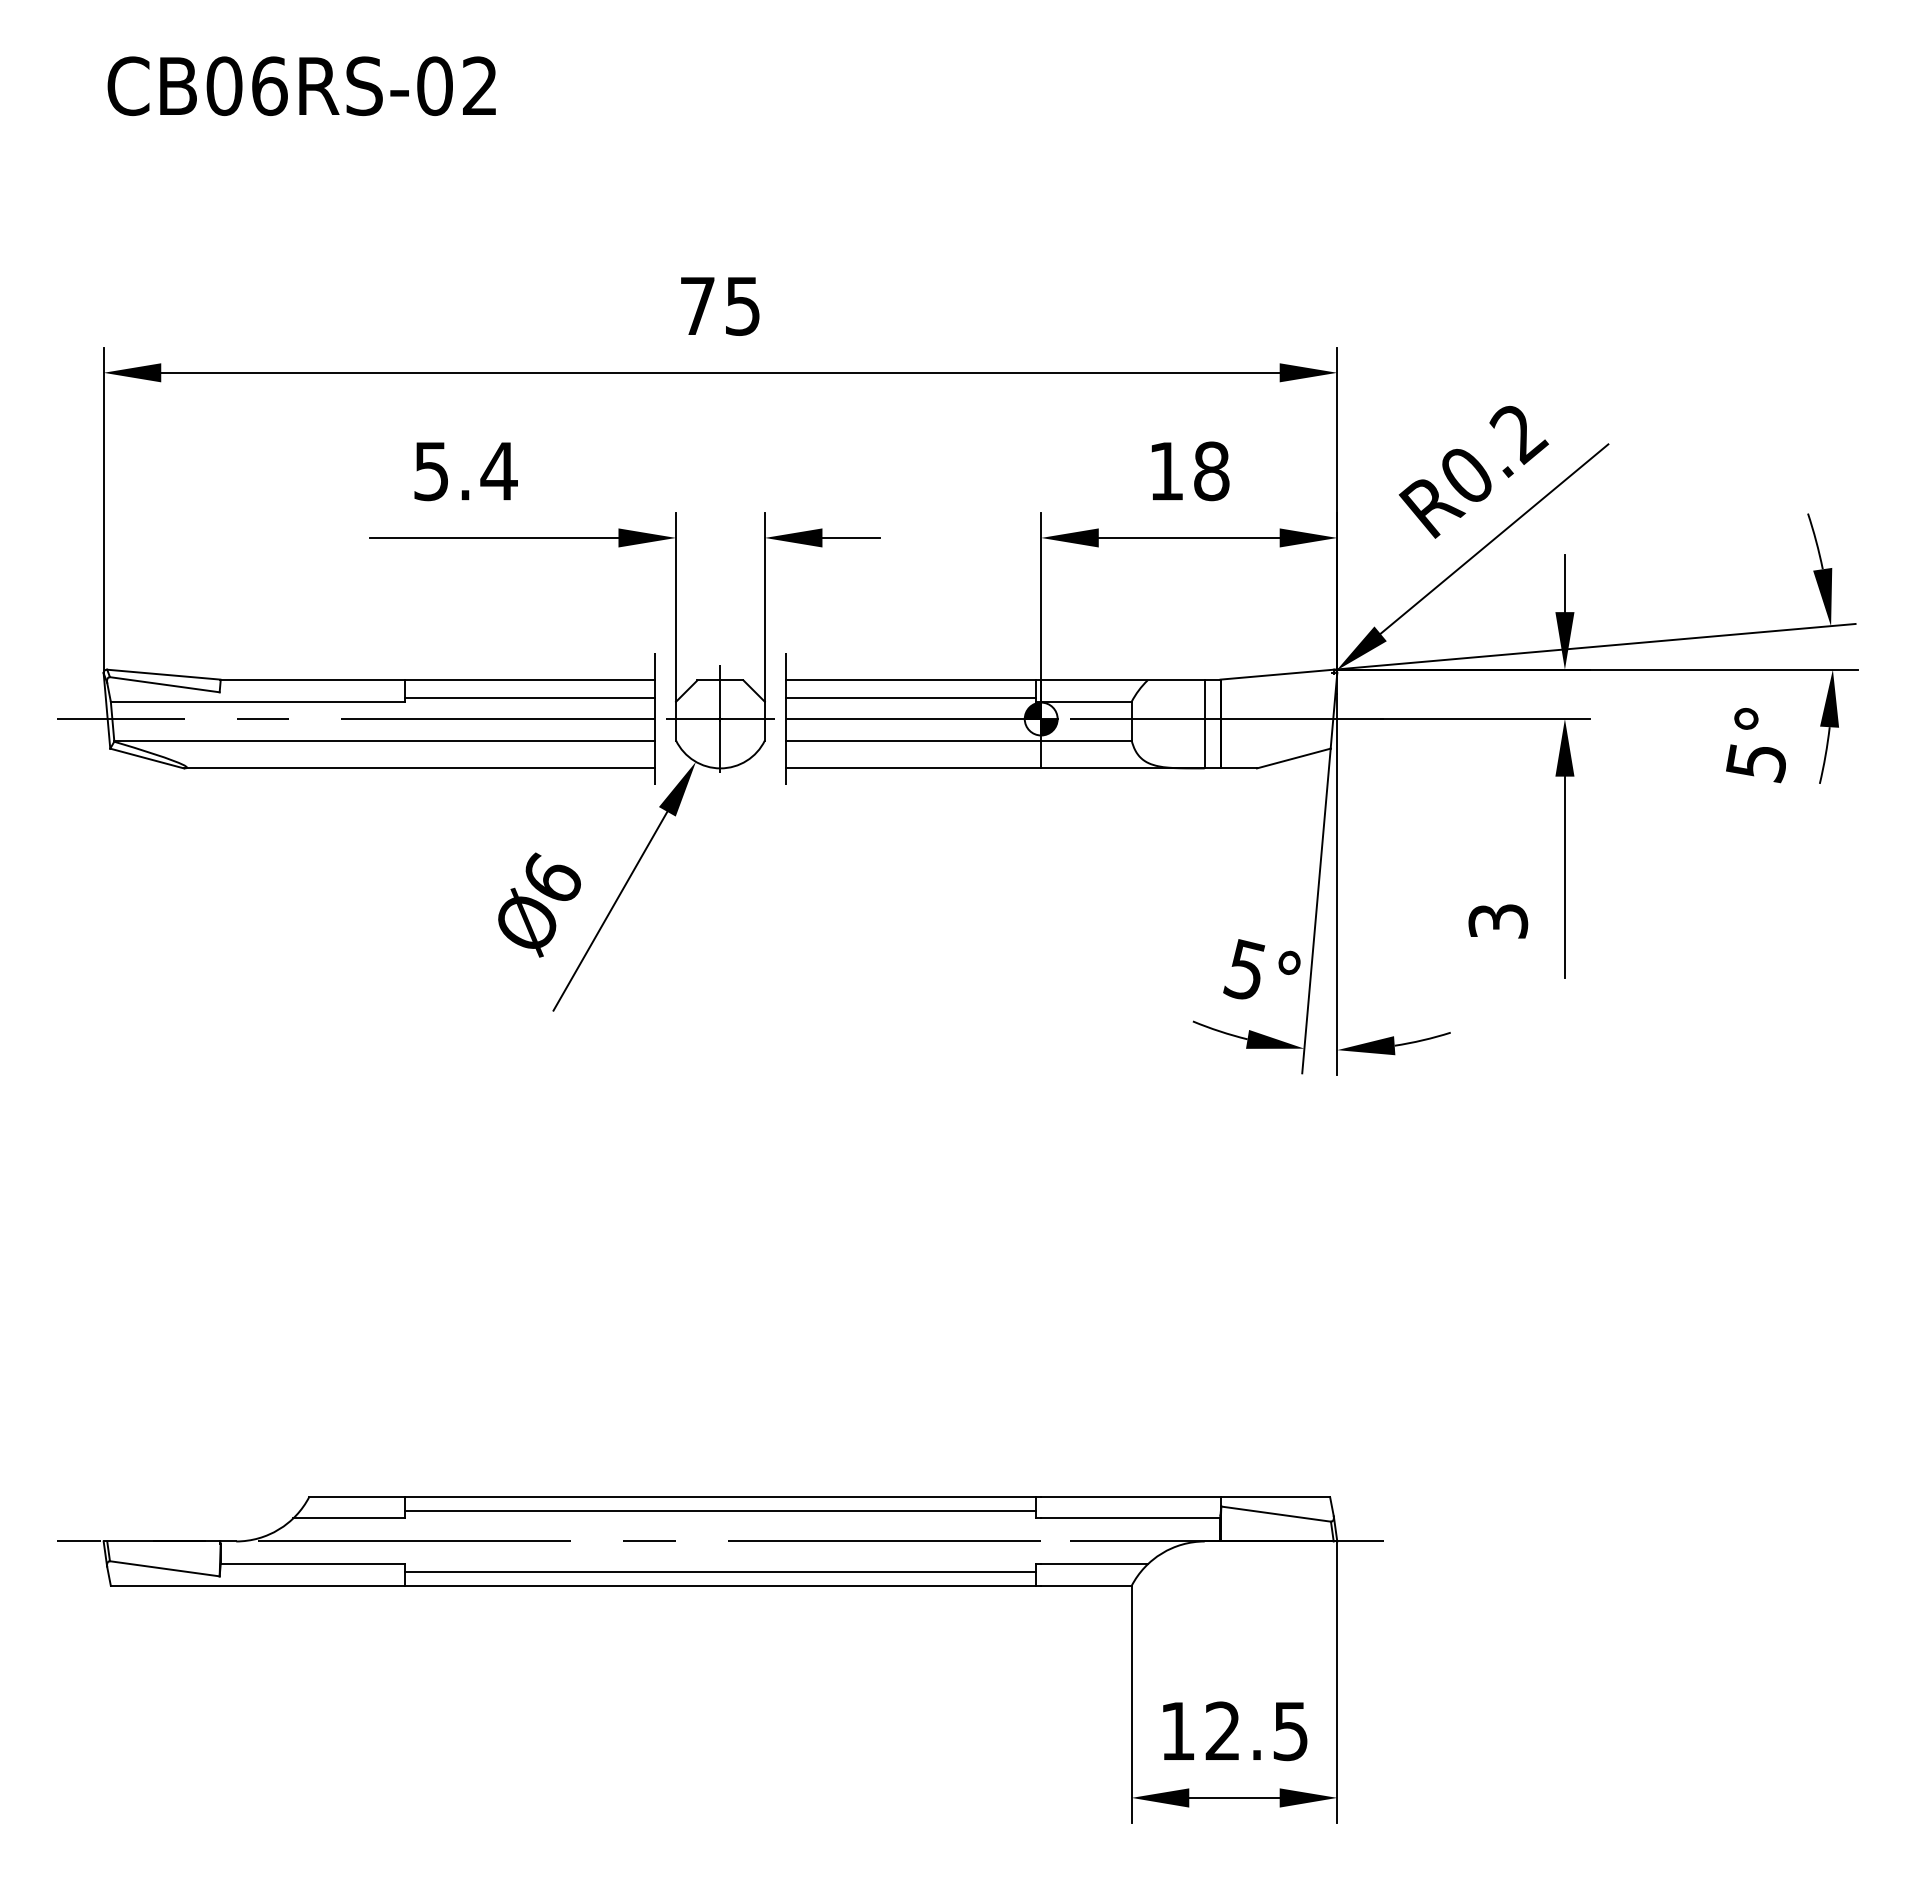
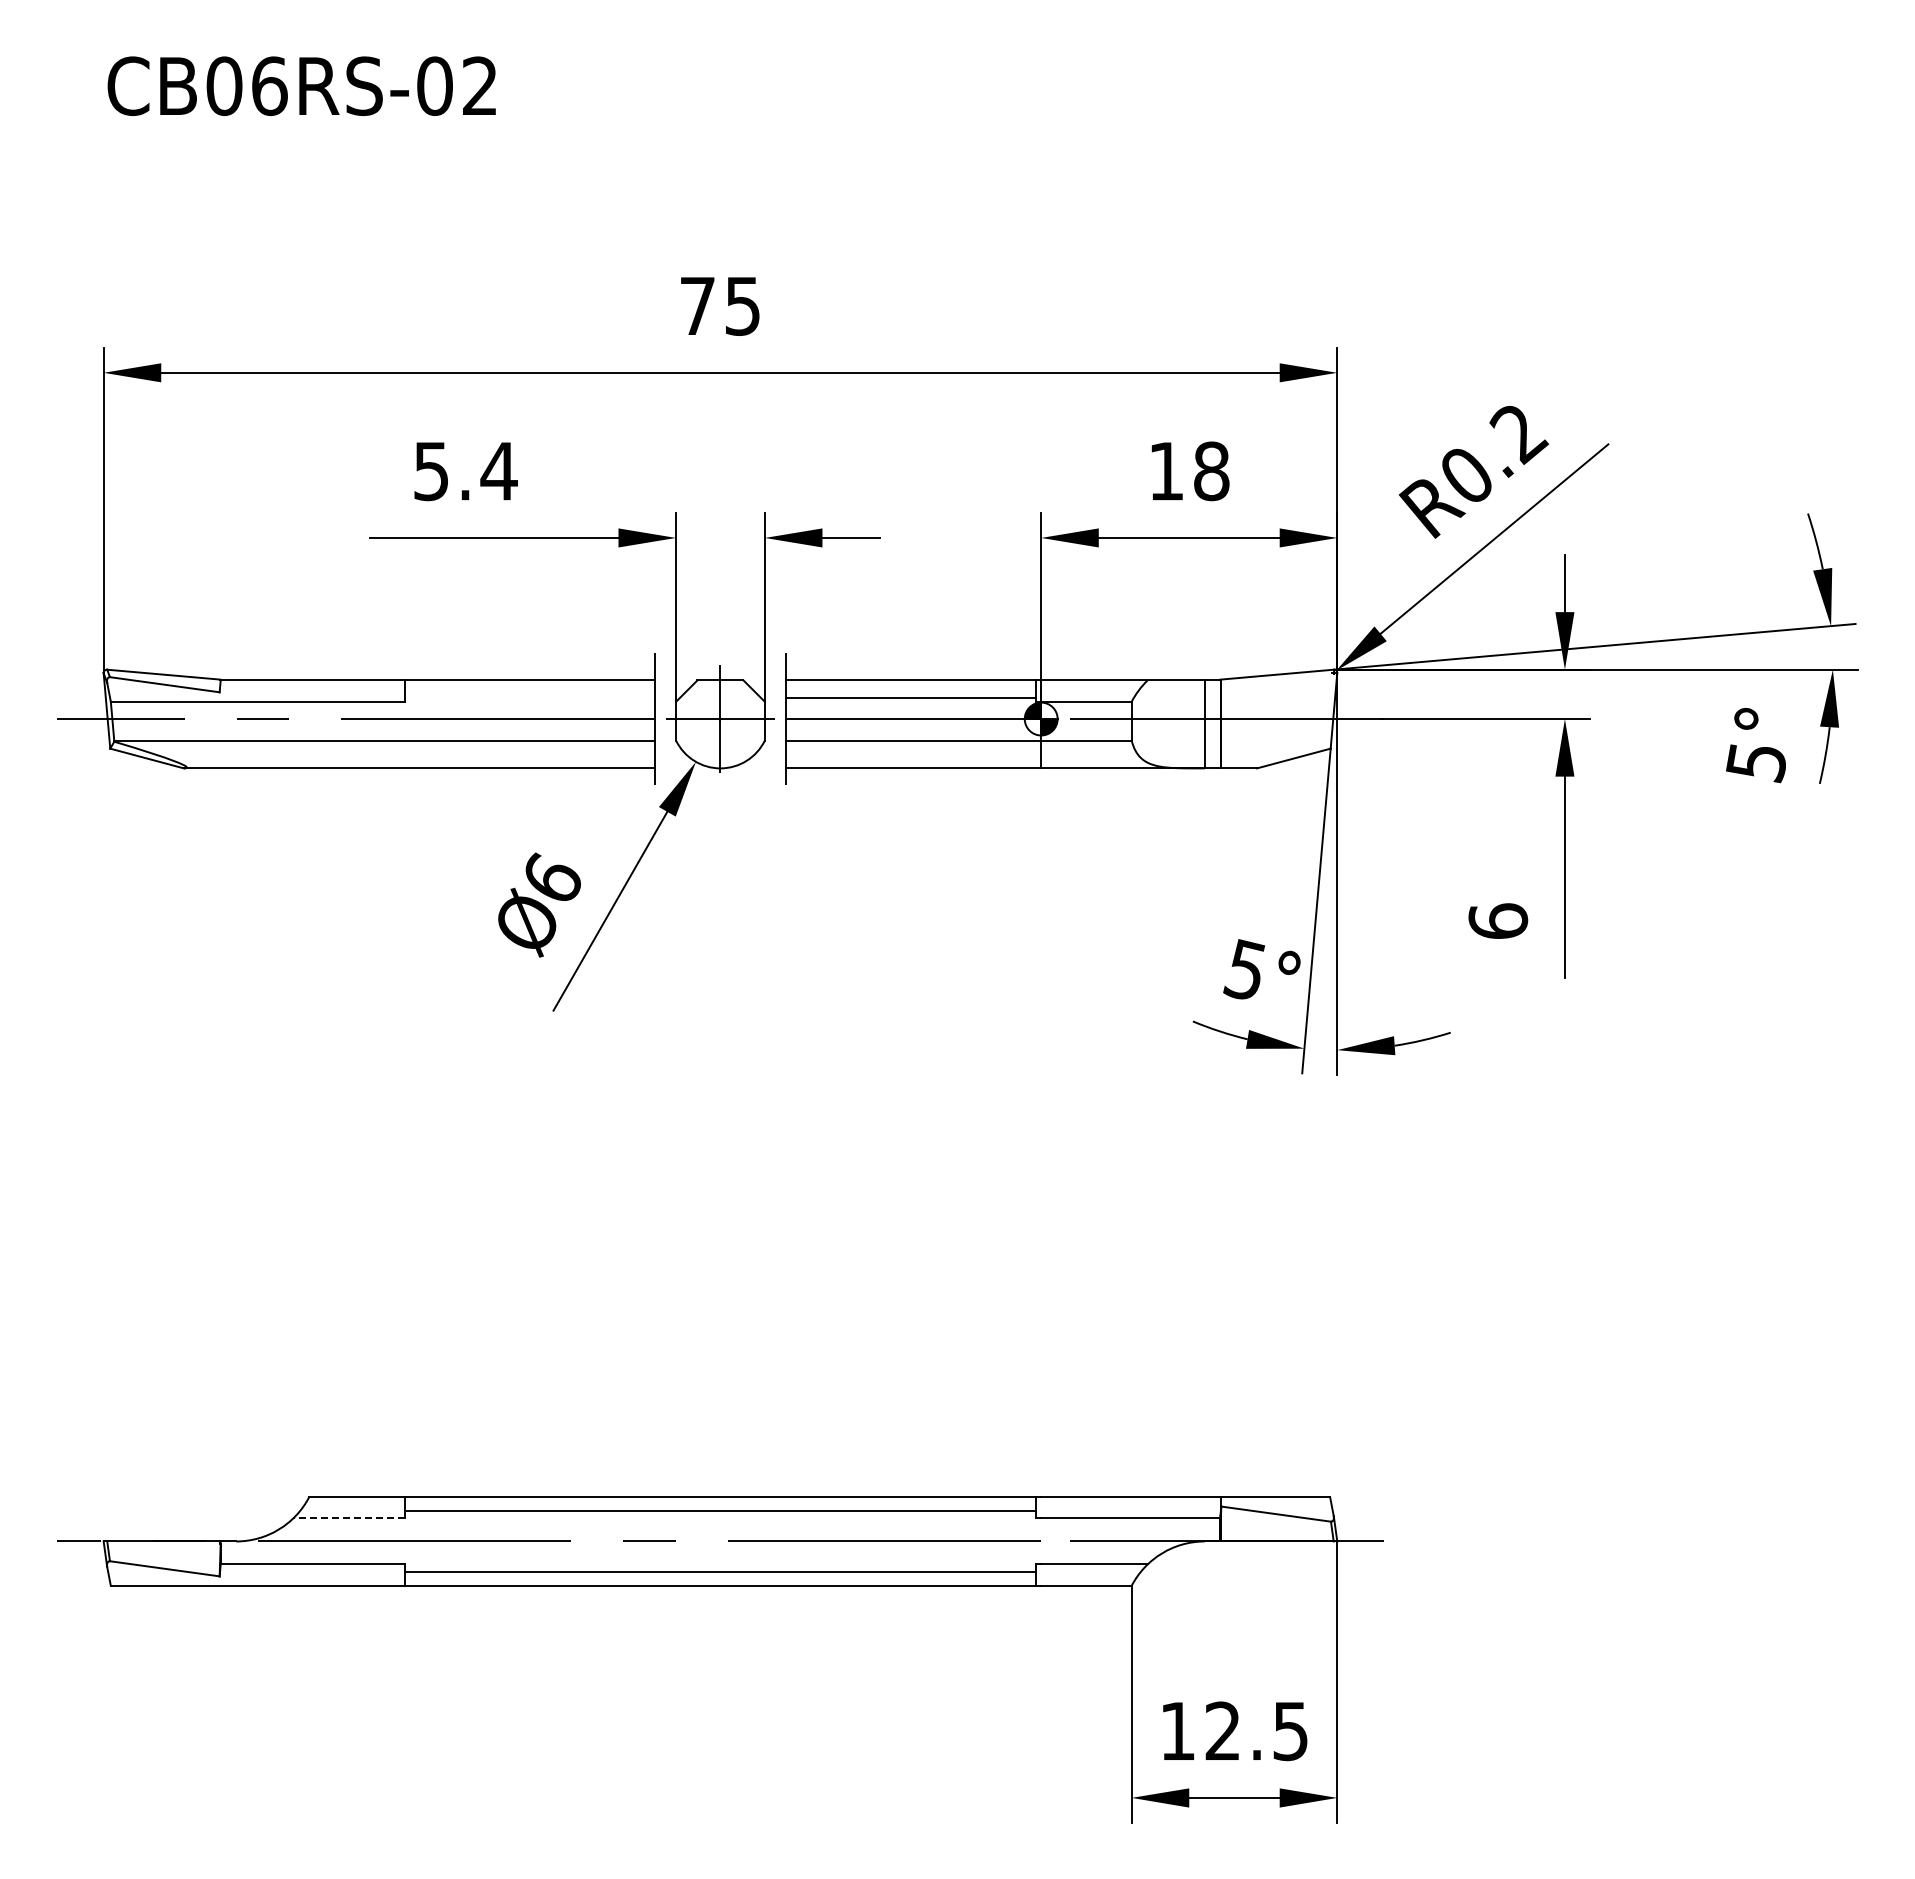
line: present -> none (529, 697)
text: 3 -> 6 (1498, 920)
line: solid -> dashed (348, 1518)
